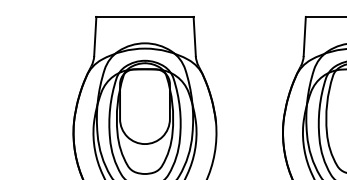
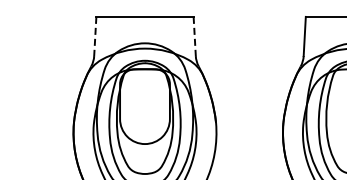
line: solid -> dashed (95, 36)
line: solid -> dashed (194, 36)
